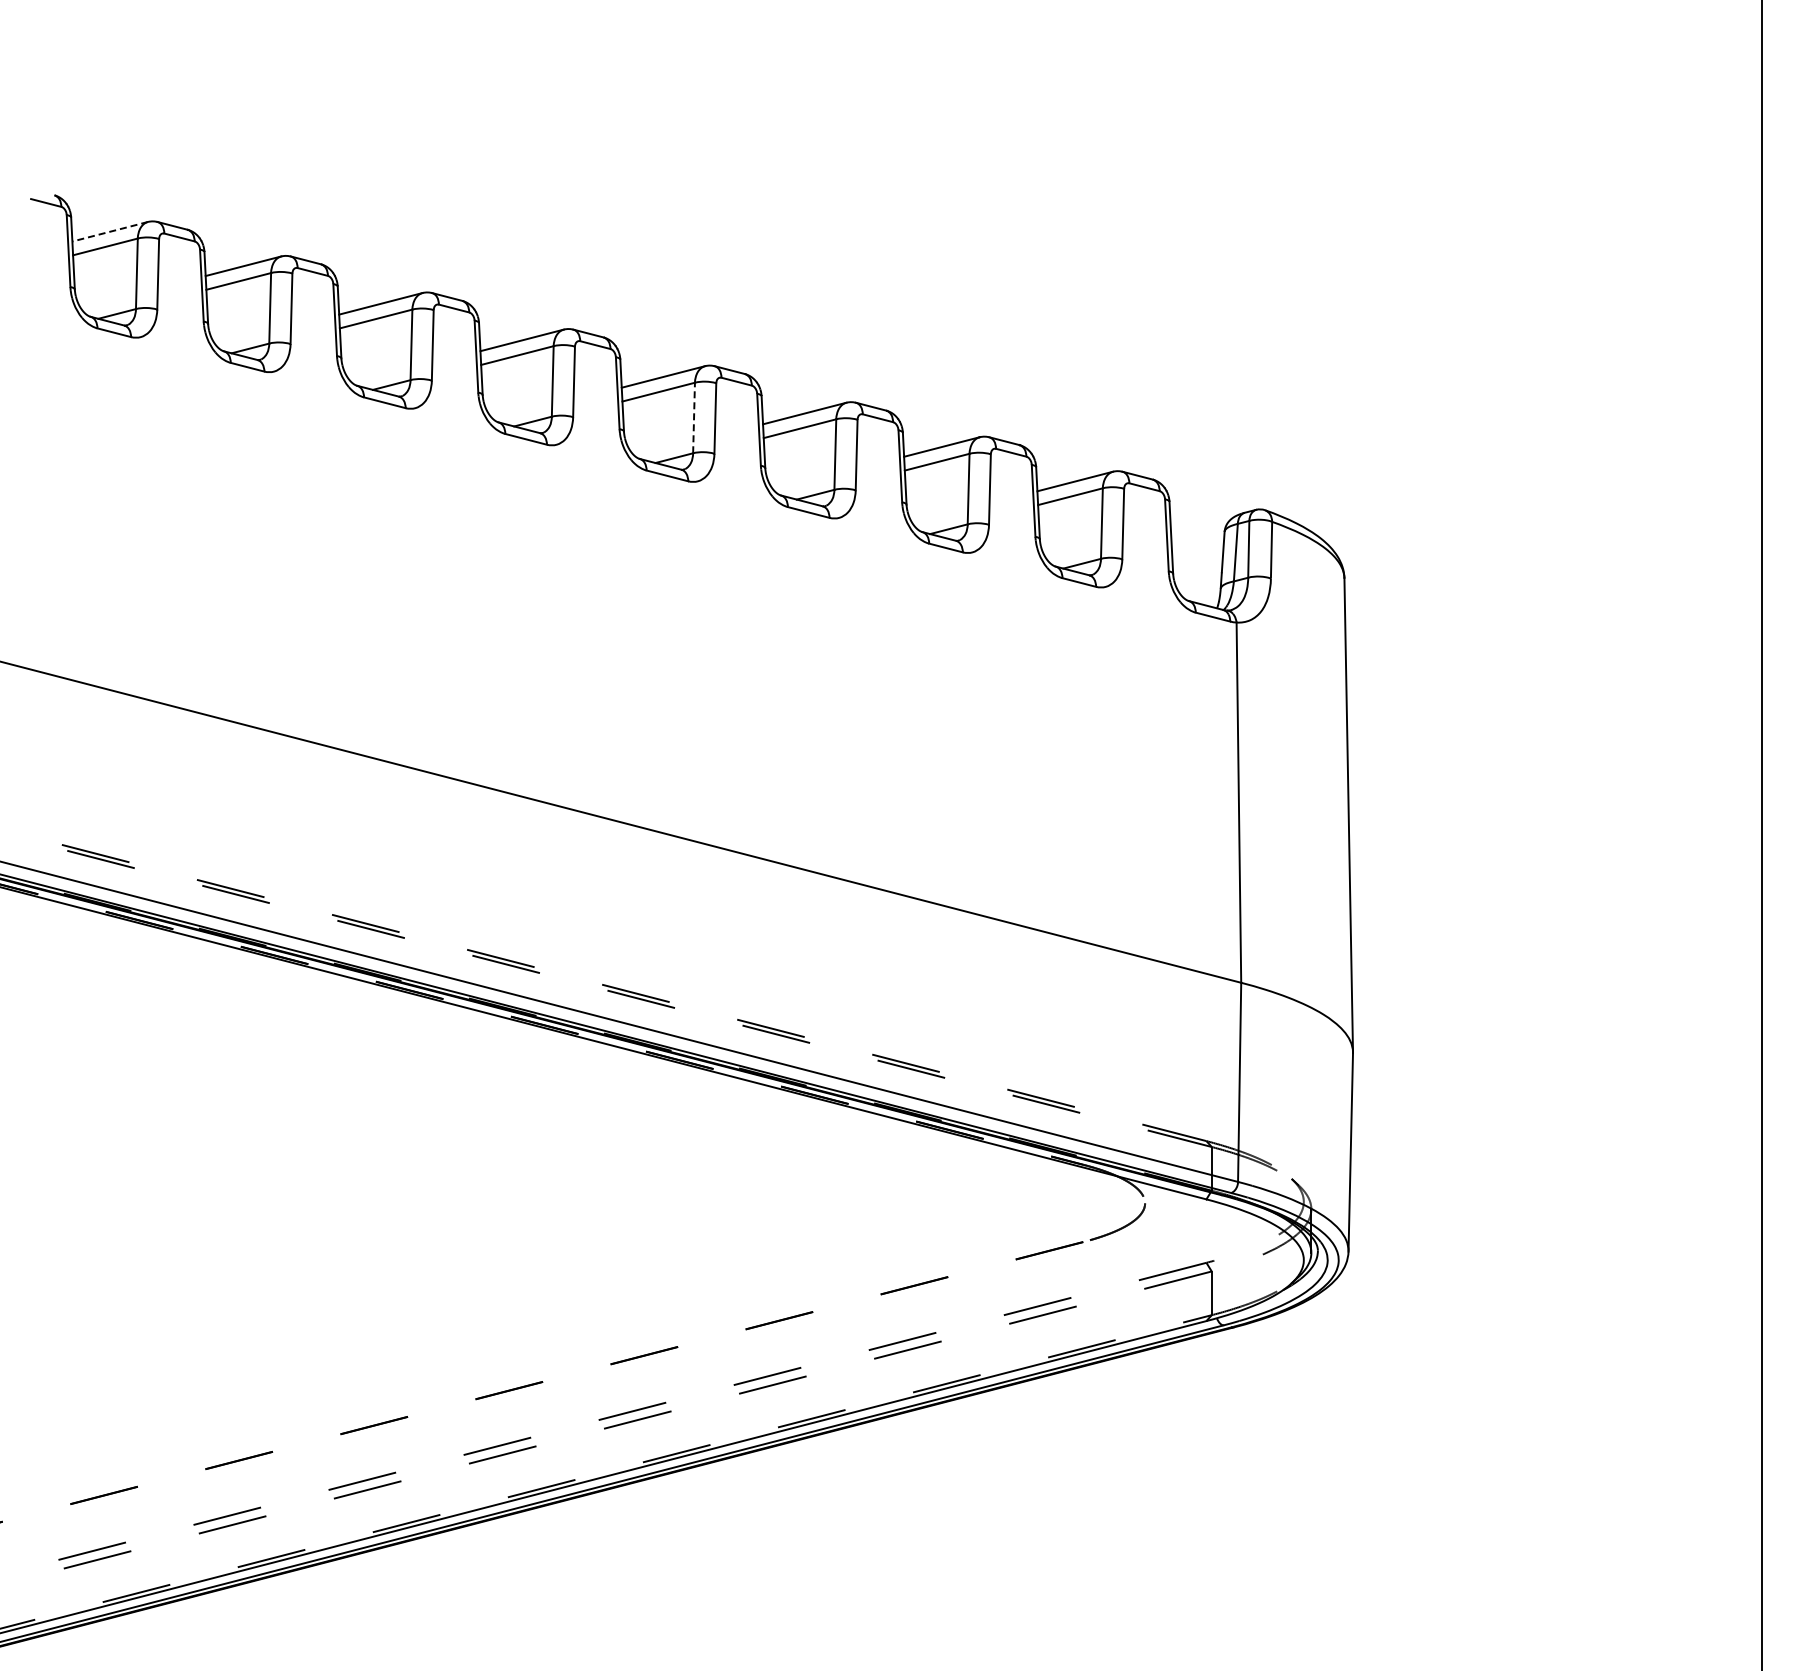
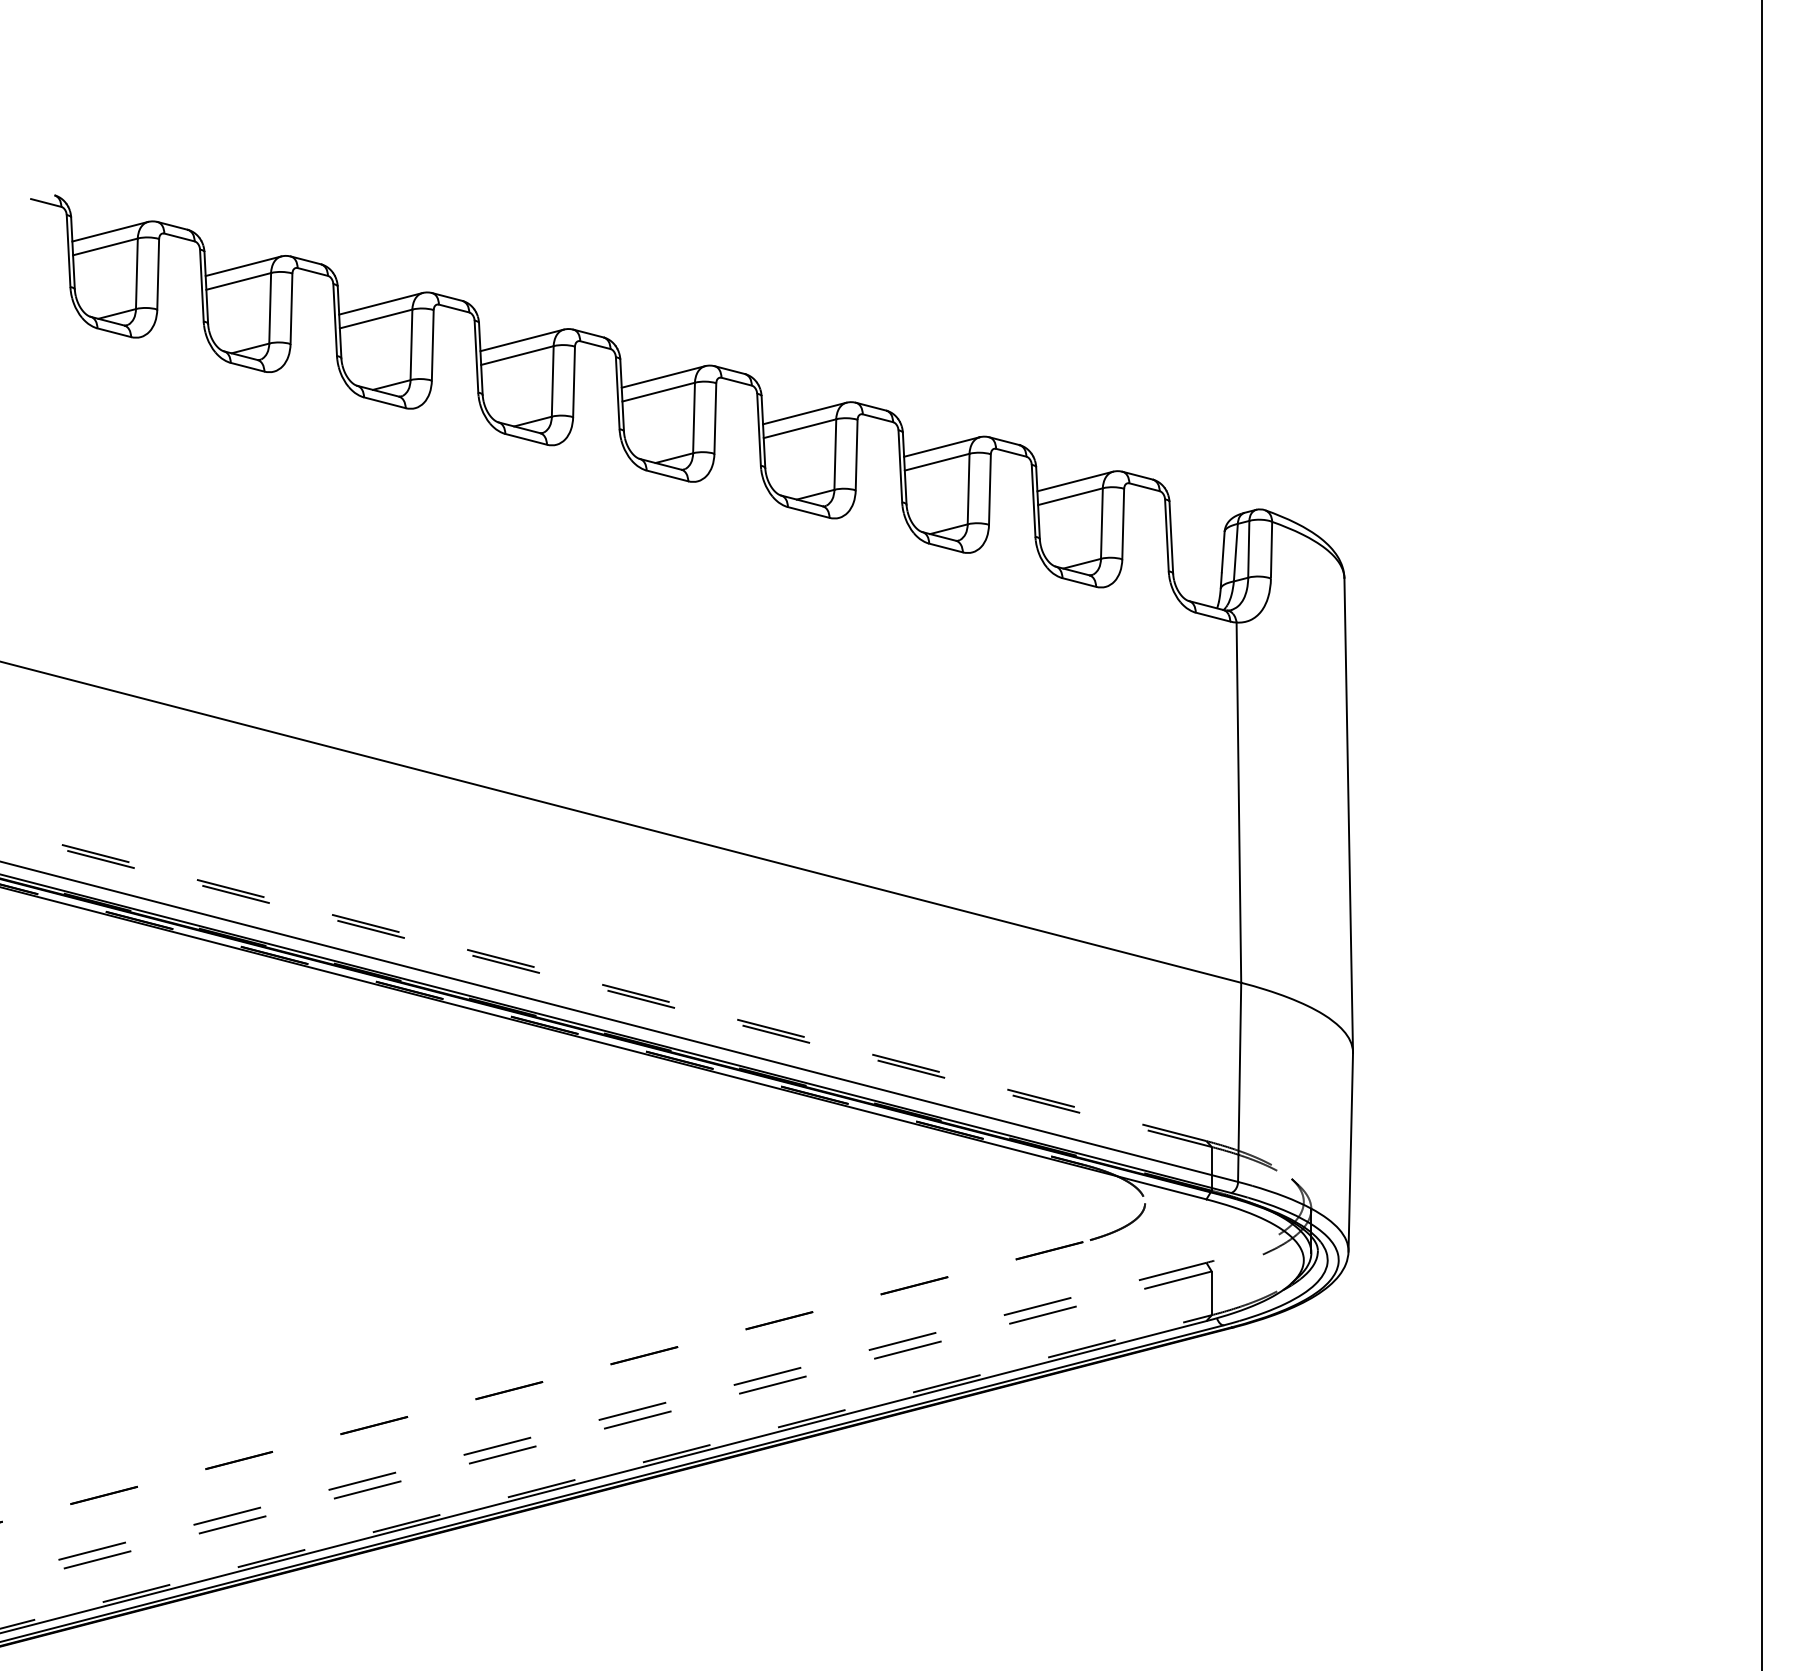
line: dashed -> solid (109, 231)
line: dashed -> solid (694, 417)
